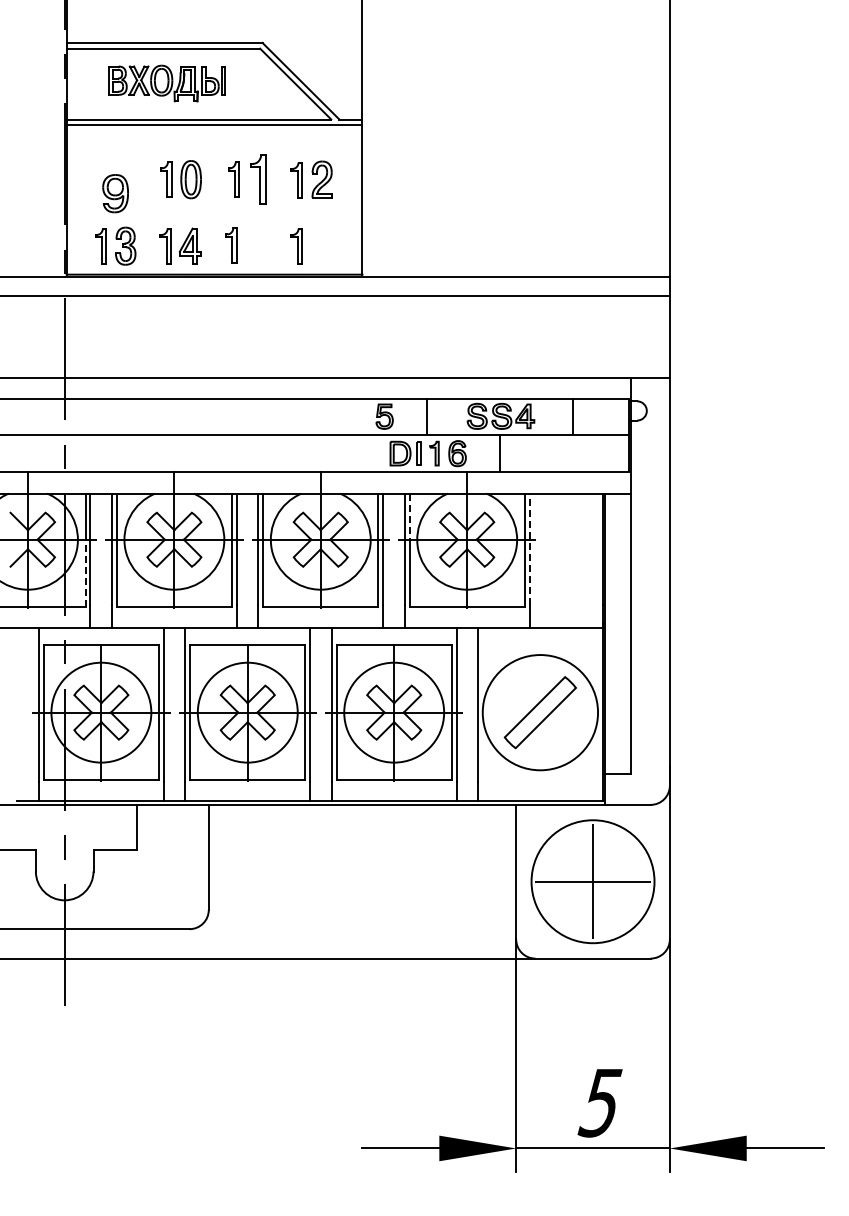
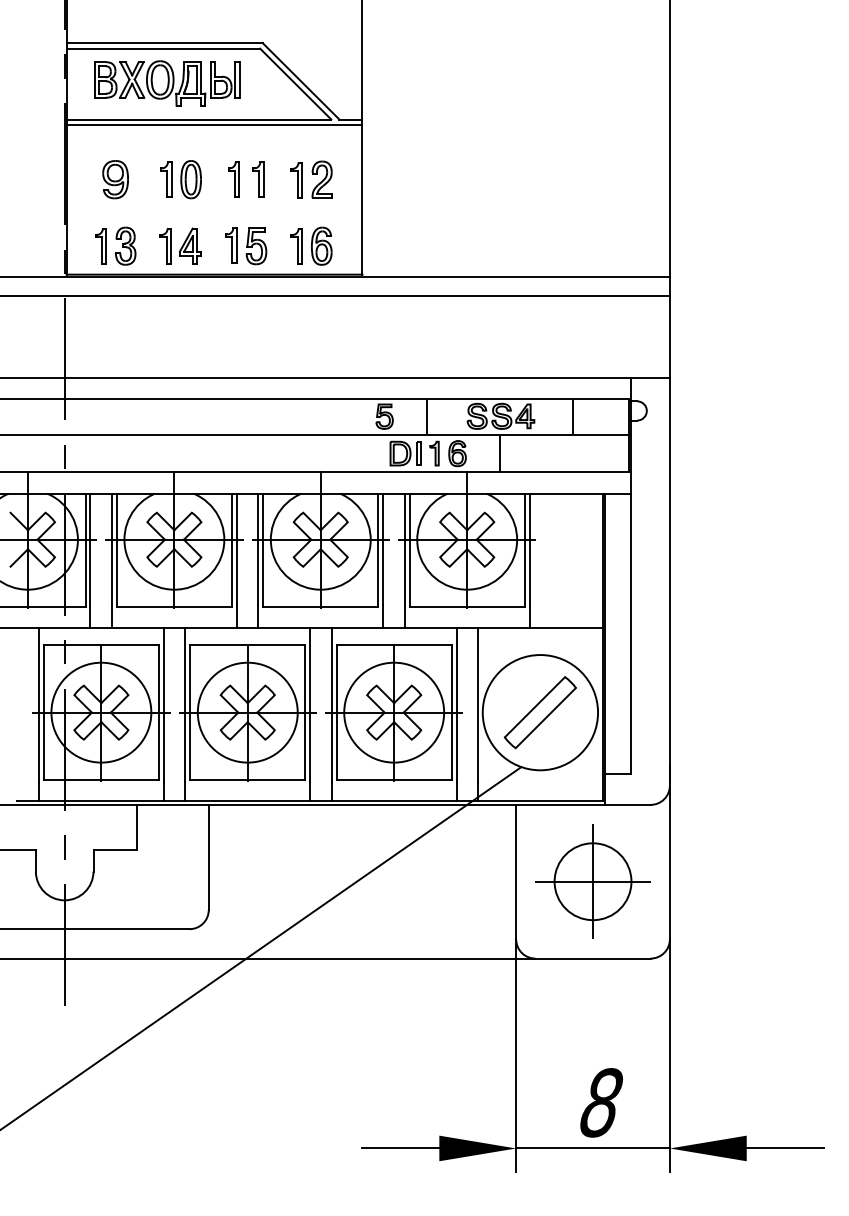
part size: 118x39 px -> 147x47 px (167, 83)
part size: 17x51 px -> 13x37 px (258, 179)
part position: (115, 193) -> (115, 179) (115, 179)
part: none -> present (321, 245)
part: none -> present (256, 246)
line: dashed -> solid (409, 517)
line: dashed -> solid (529, 549)
line: dashed -> solid (85, 573)
circle diameter: 123 px -> 77 px (592, 881)
line: none -> present (261, 947)
text: 5 -> 8 (599, 1102)
